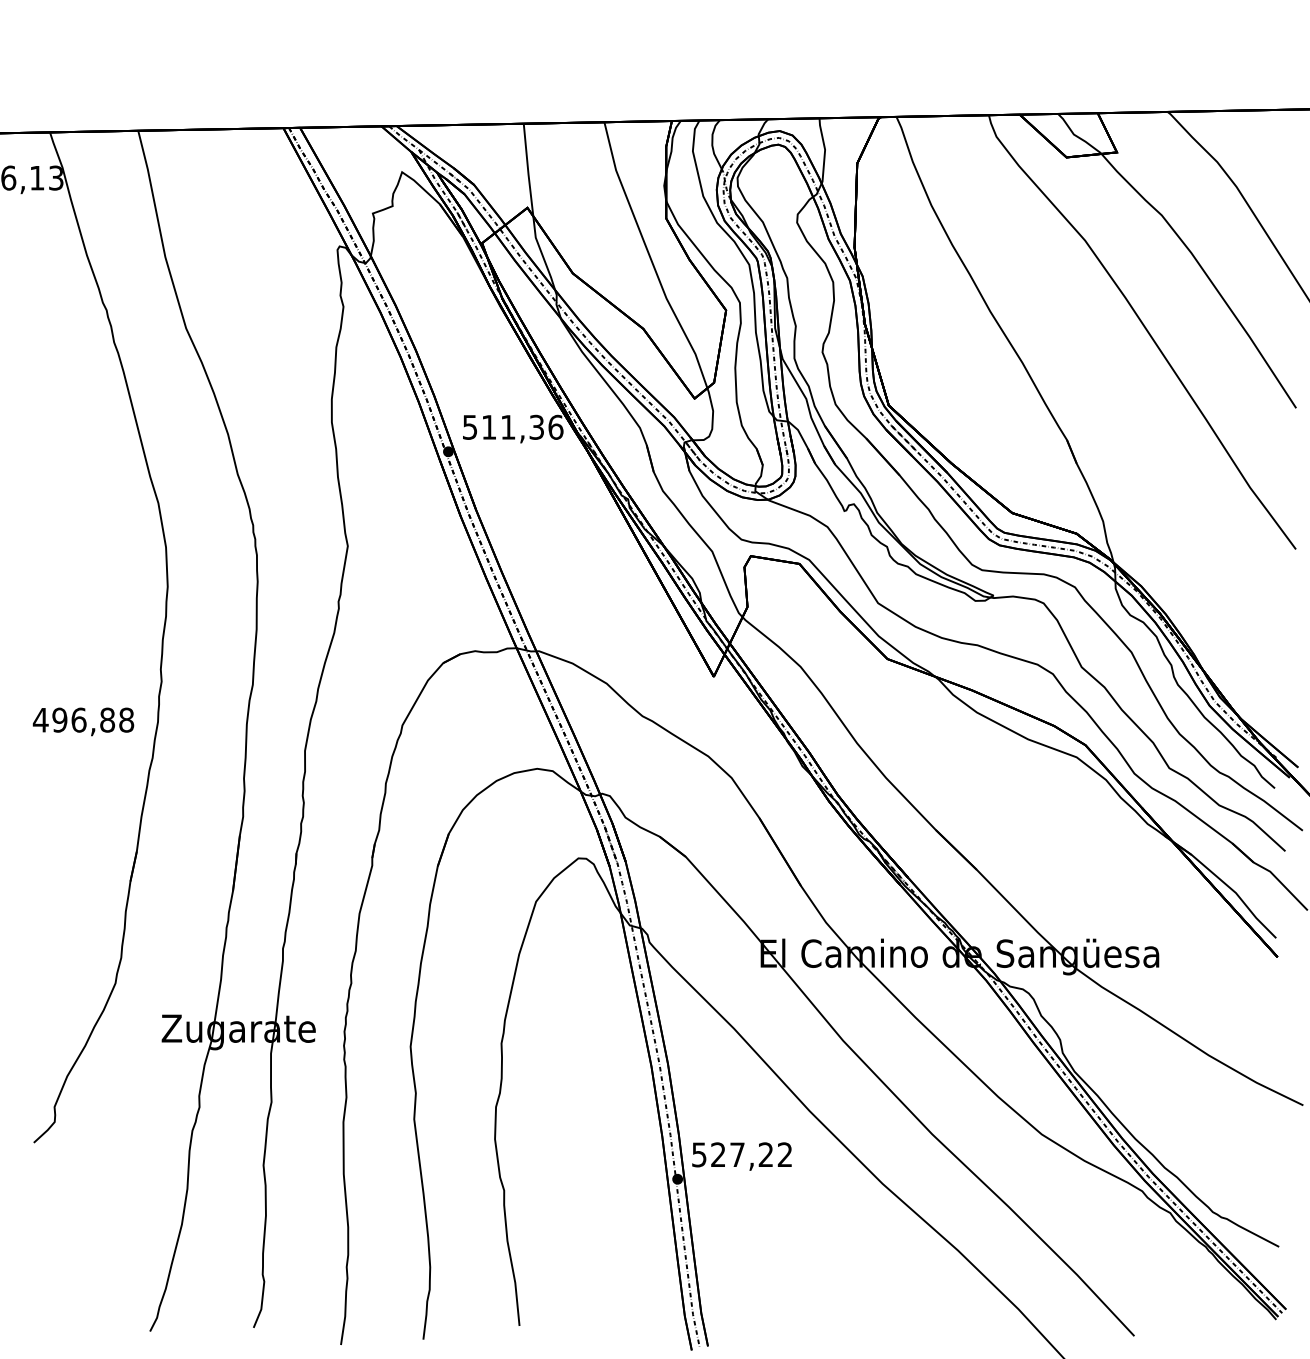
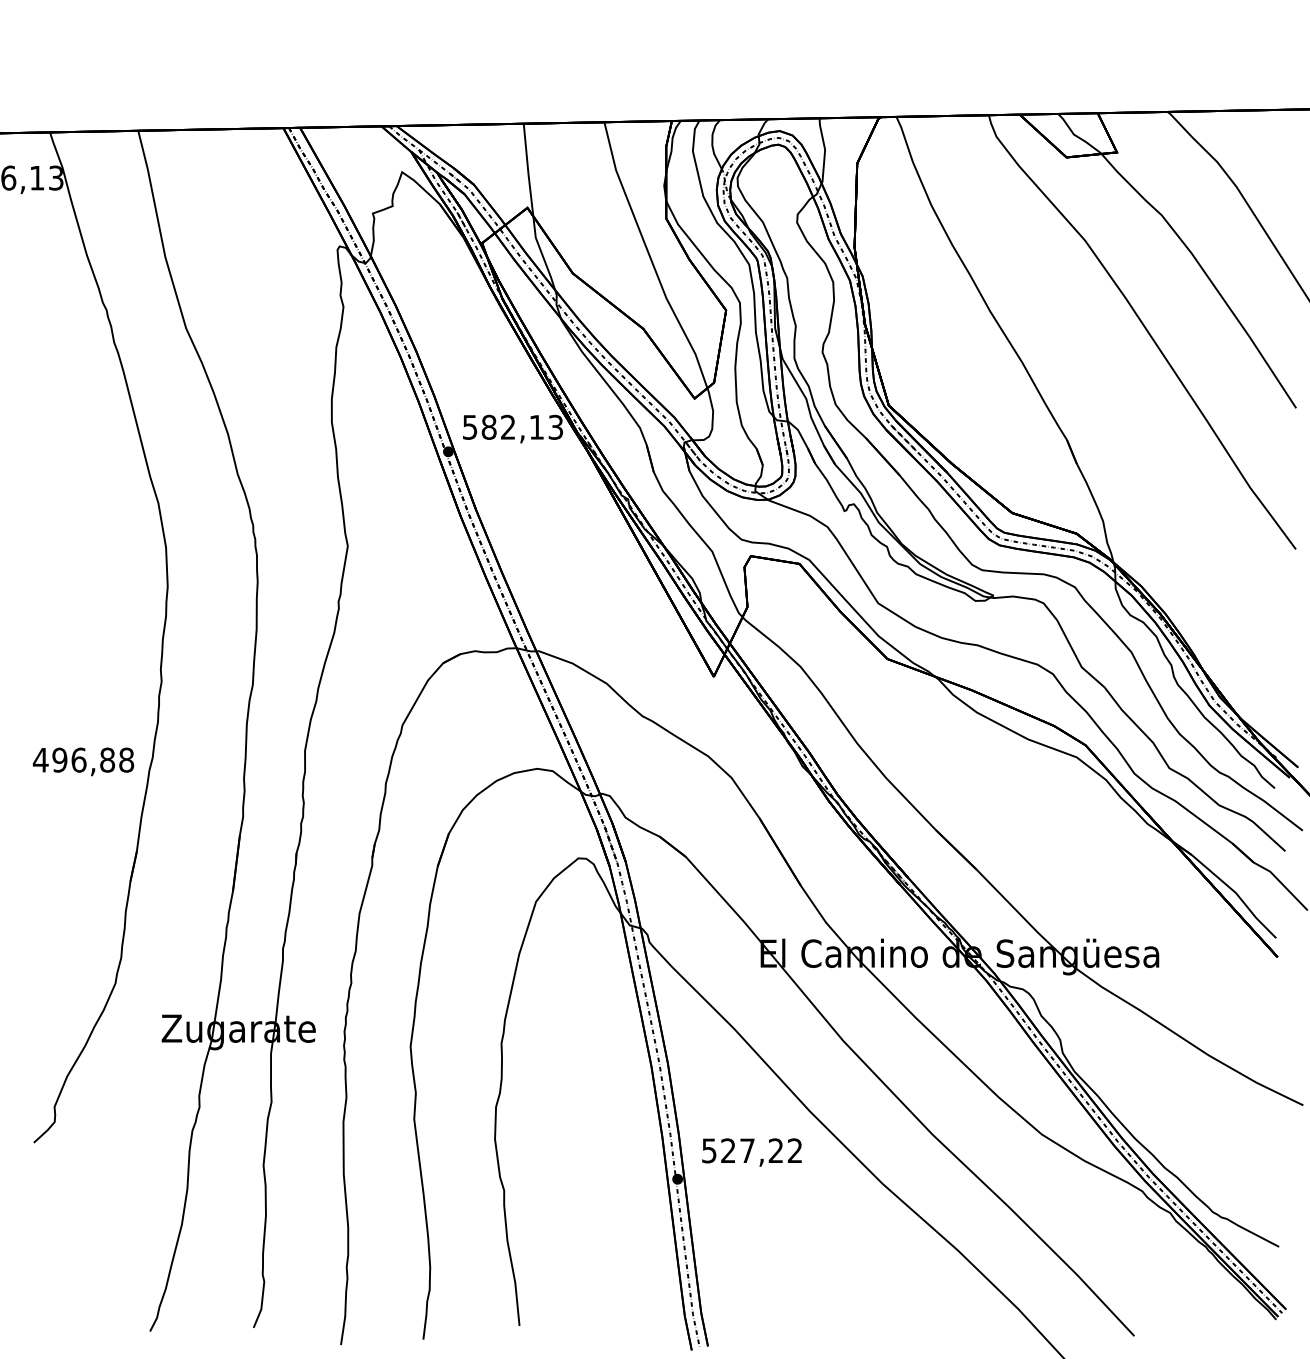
text: 511,36 -> 582,13 (522, 426)
text position: (83, 721) -> (83, 761) (83, 761)
text position: (741, 1156) -> (751, 1152) (751, 1152)
